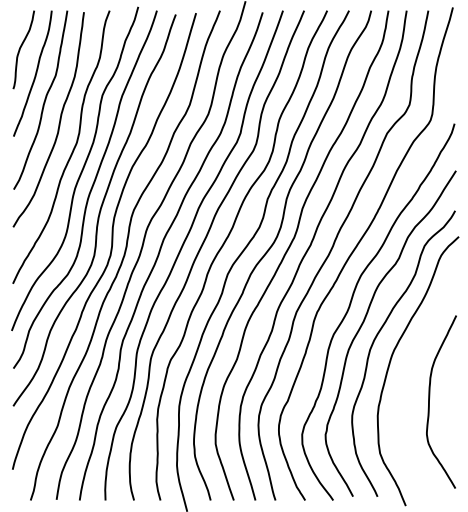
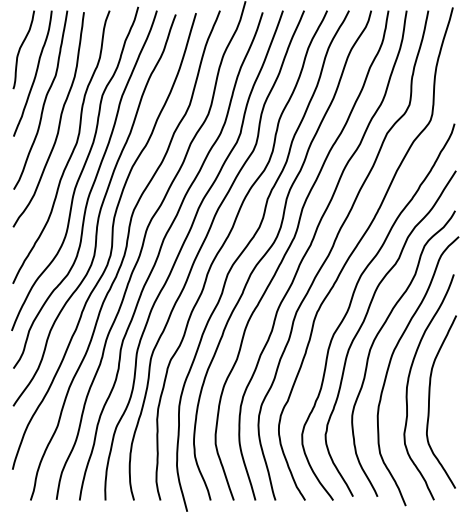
curve: none -> present (408, 385)
